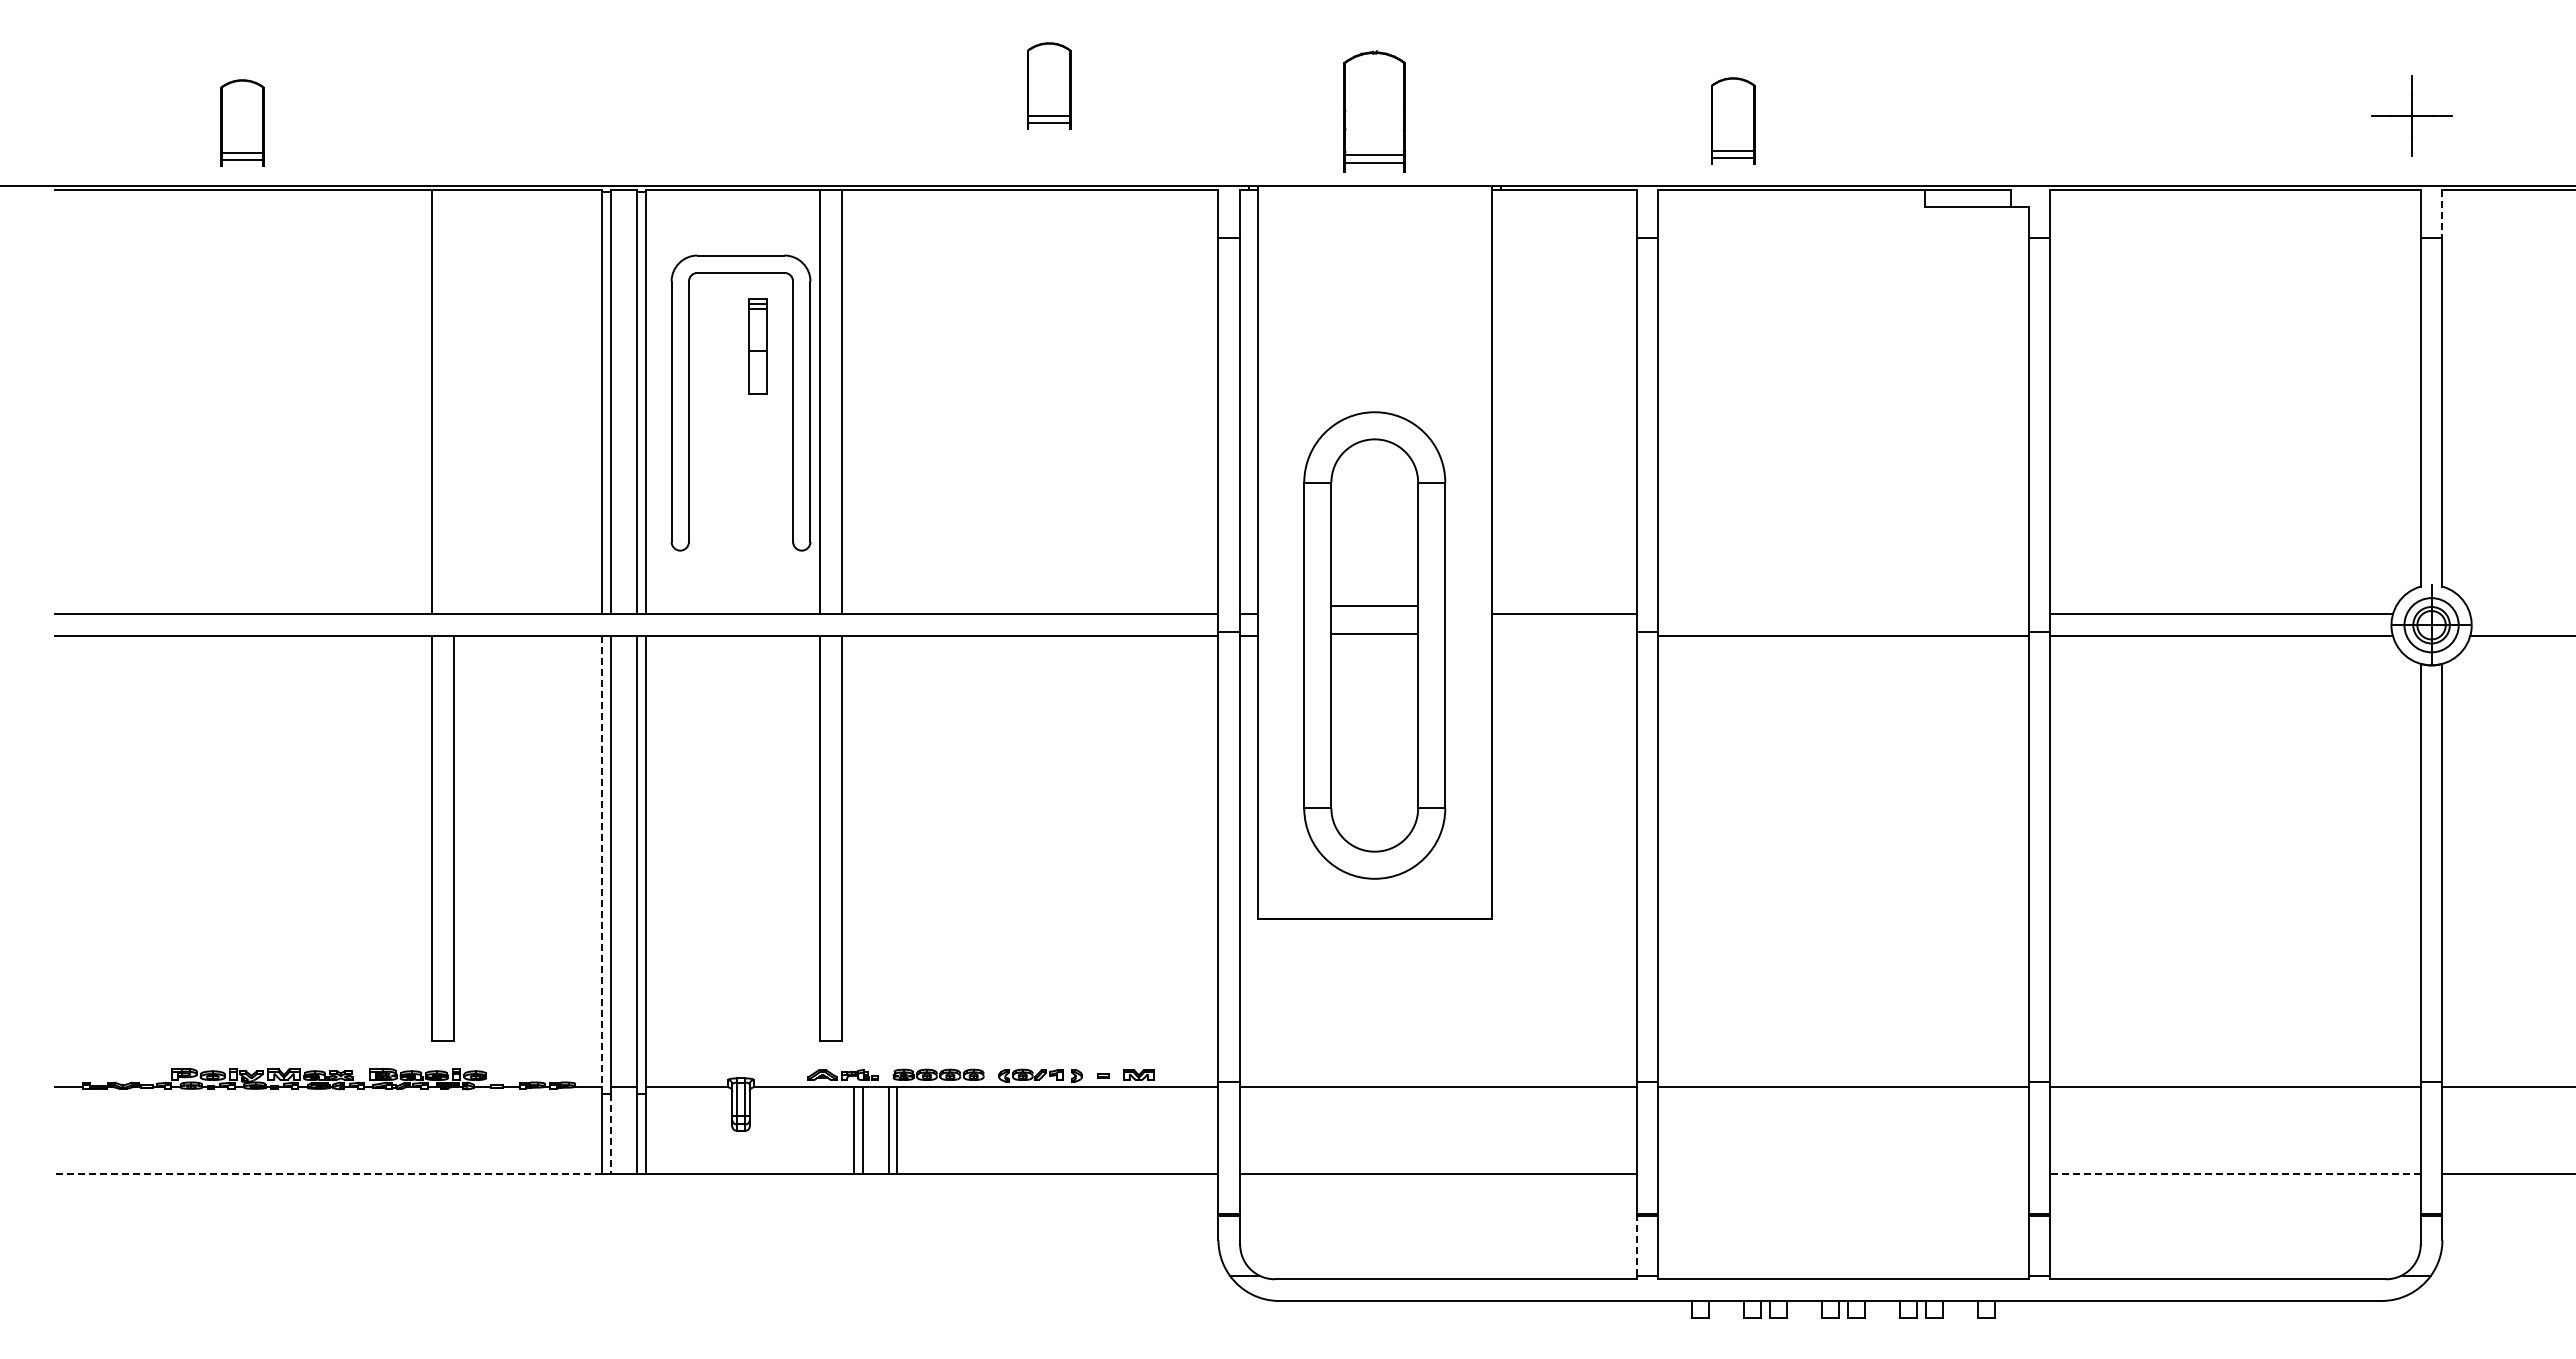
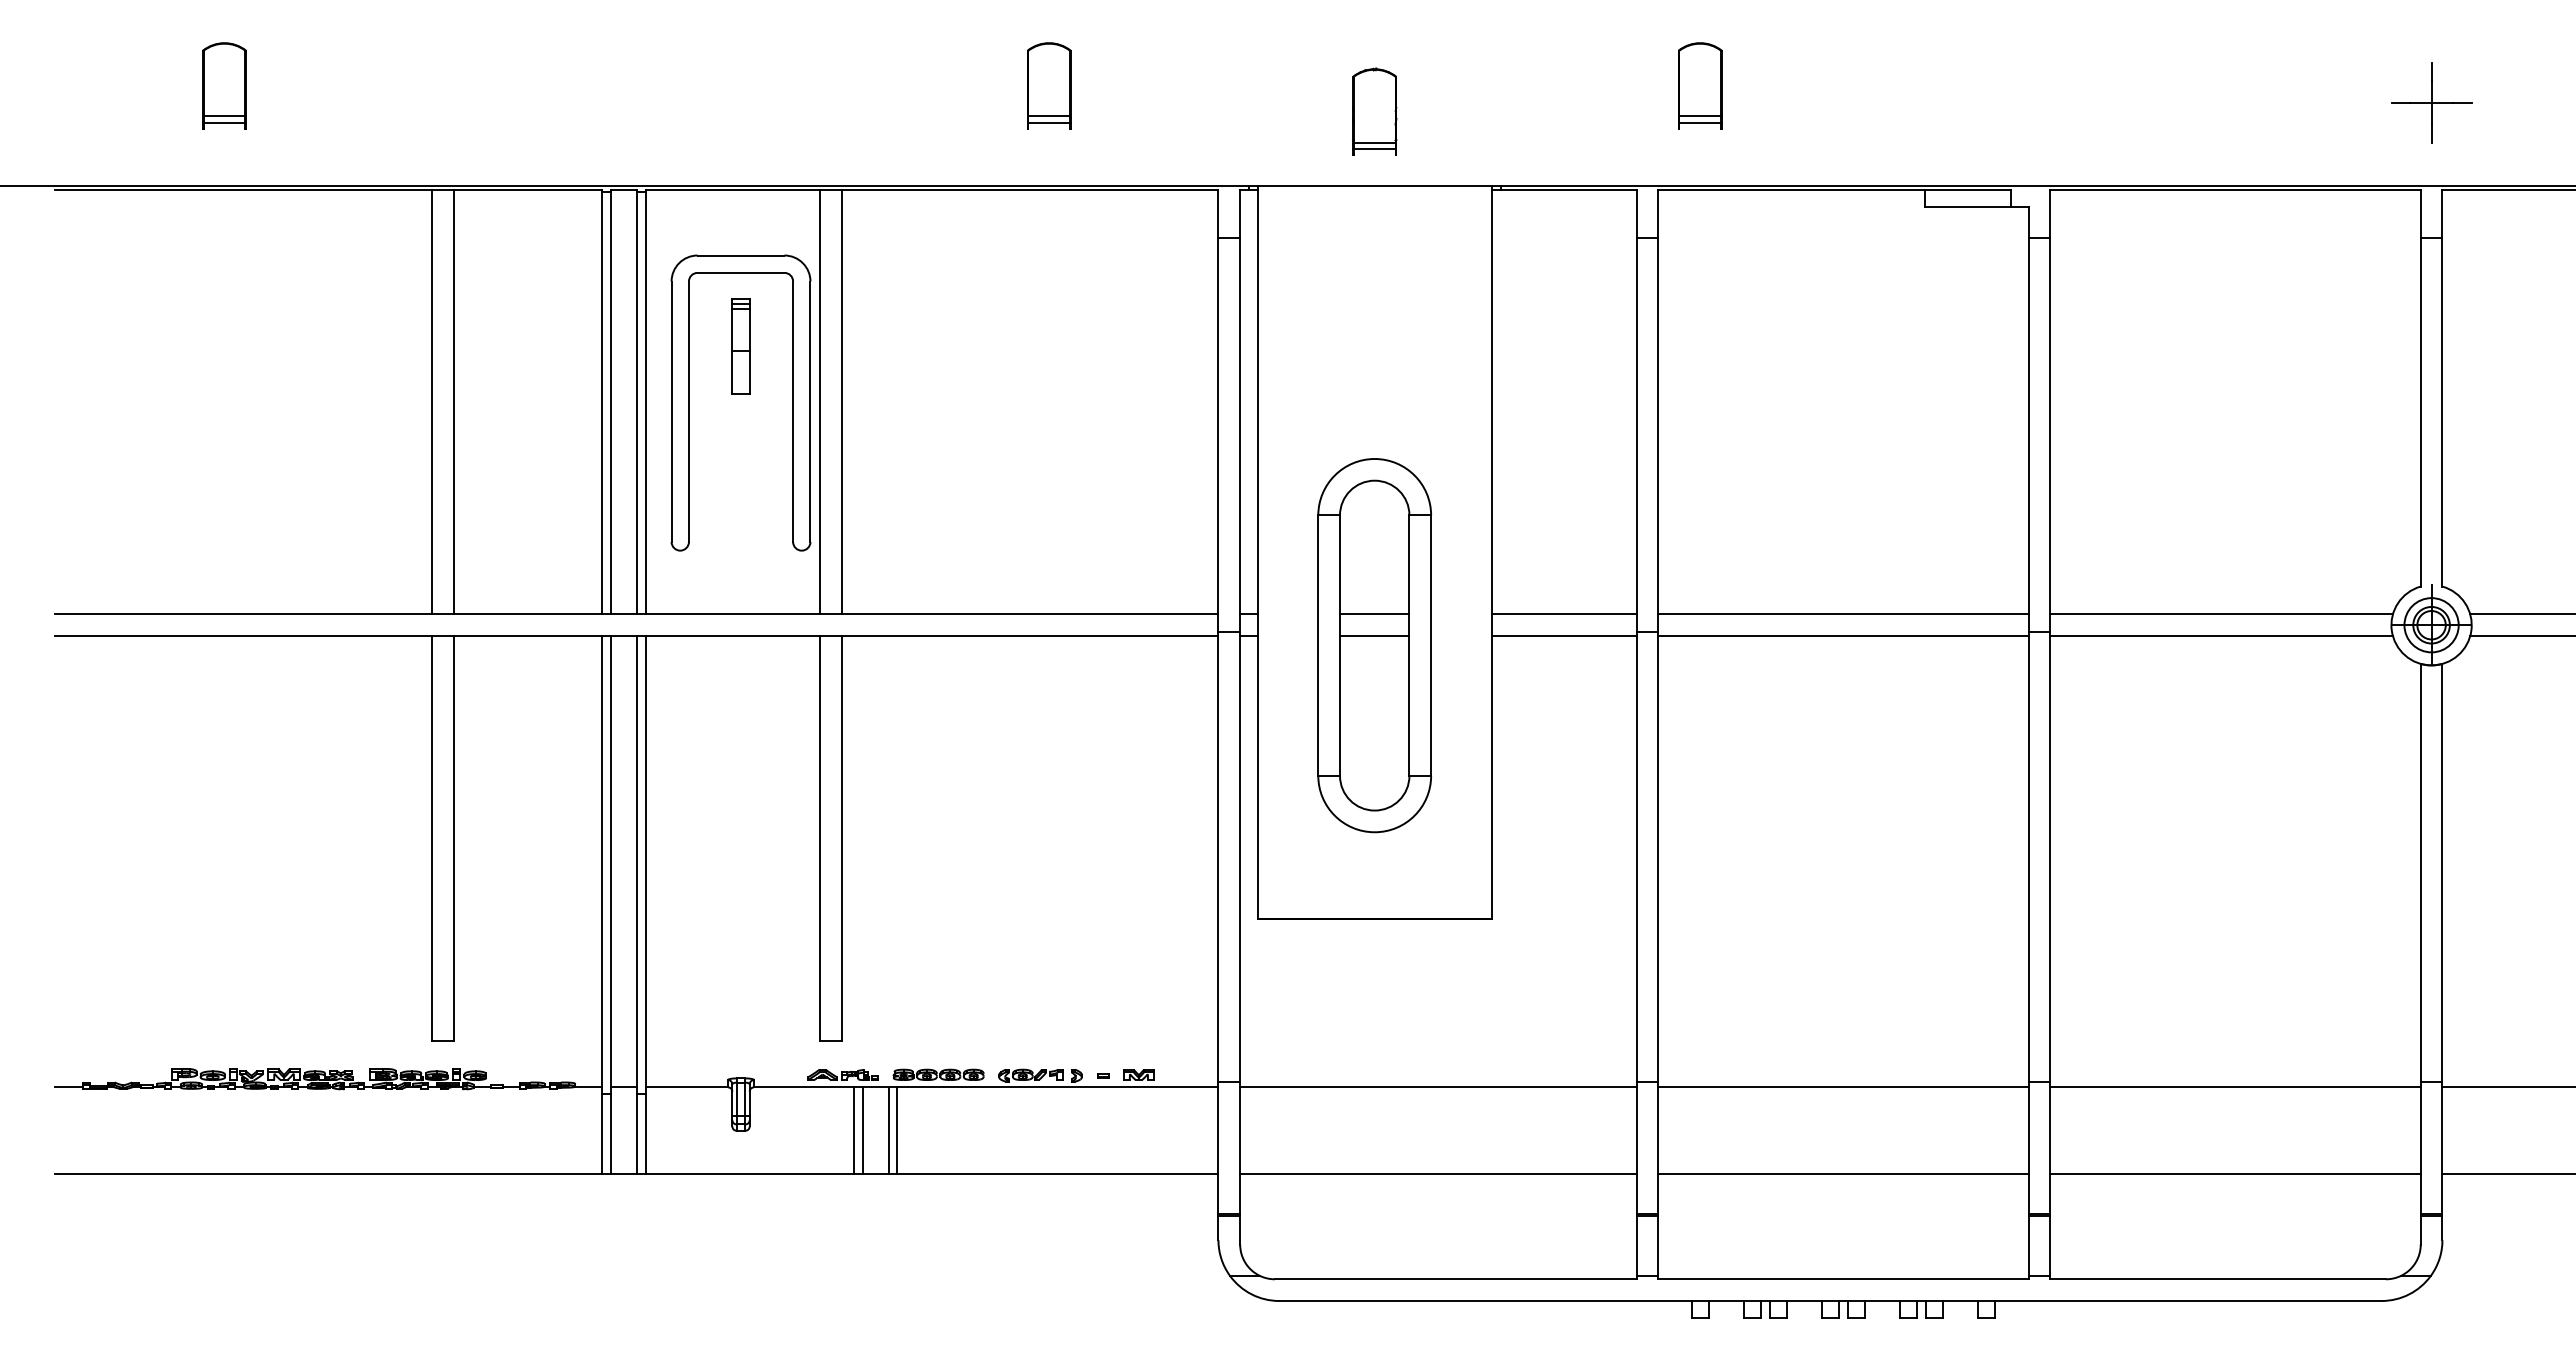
part size: 64x123 px -> 46x89 px (1374, 111)
part position: (2411, 115) -> (2431, 102) (2431, 102)
part position: (1733, 120) -> (1700, 85) (1700, 85)
part position: (242, 122) -> (224, 85) (224, 85)
line: dashed -> solid (2442, 213)
part position: (757, 346) -> (740, 346) (740, 346)
line: none -> present (453, 401)
line: none -> present (1843, 614)
line: none -> present (2521, 614)
line: none -> present (1563, 636)
part size: 144x469 px -> 115x376 px (1374, 645)
line: dashed -> solid (602, 864)
line: dashed -> solid (610, 1134)
line: dashed -> solid (328, 1174)
line: none -> present (1843, 1174)
line: dashed -> solid (2235, 1174)
line: dashed -> solid (1636, 1245)
